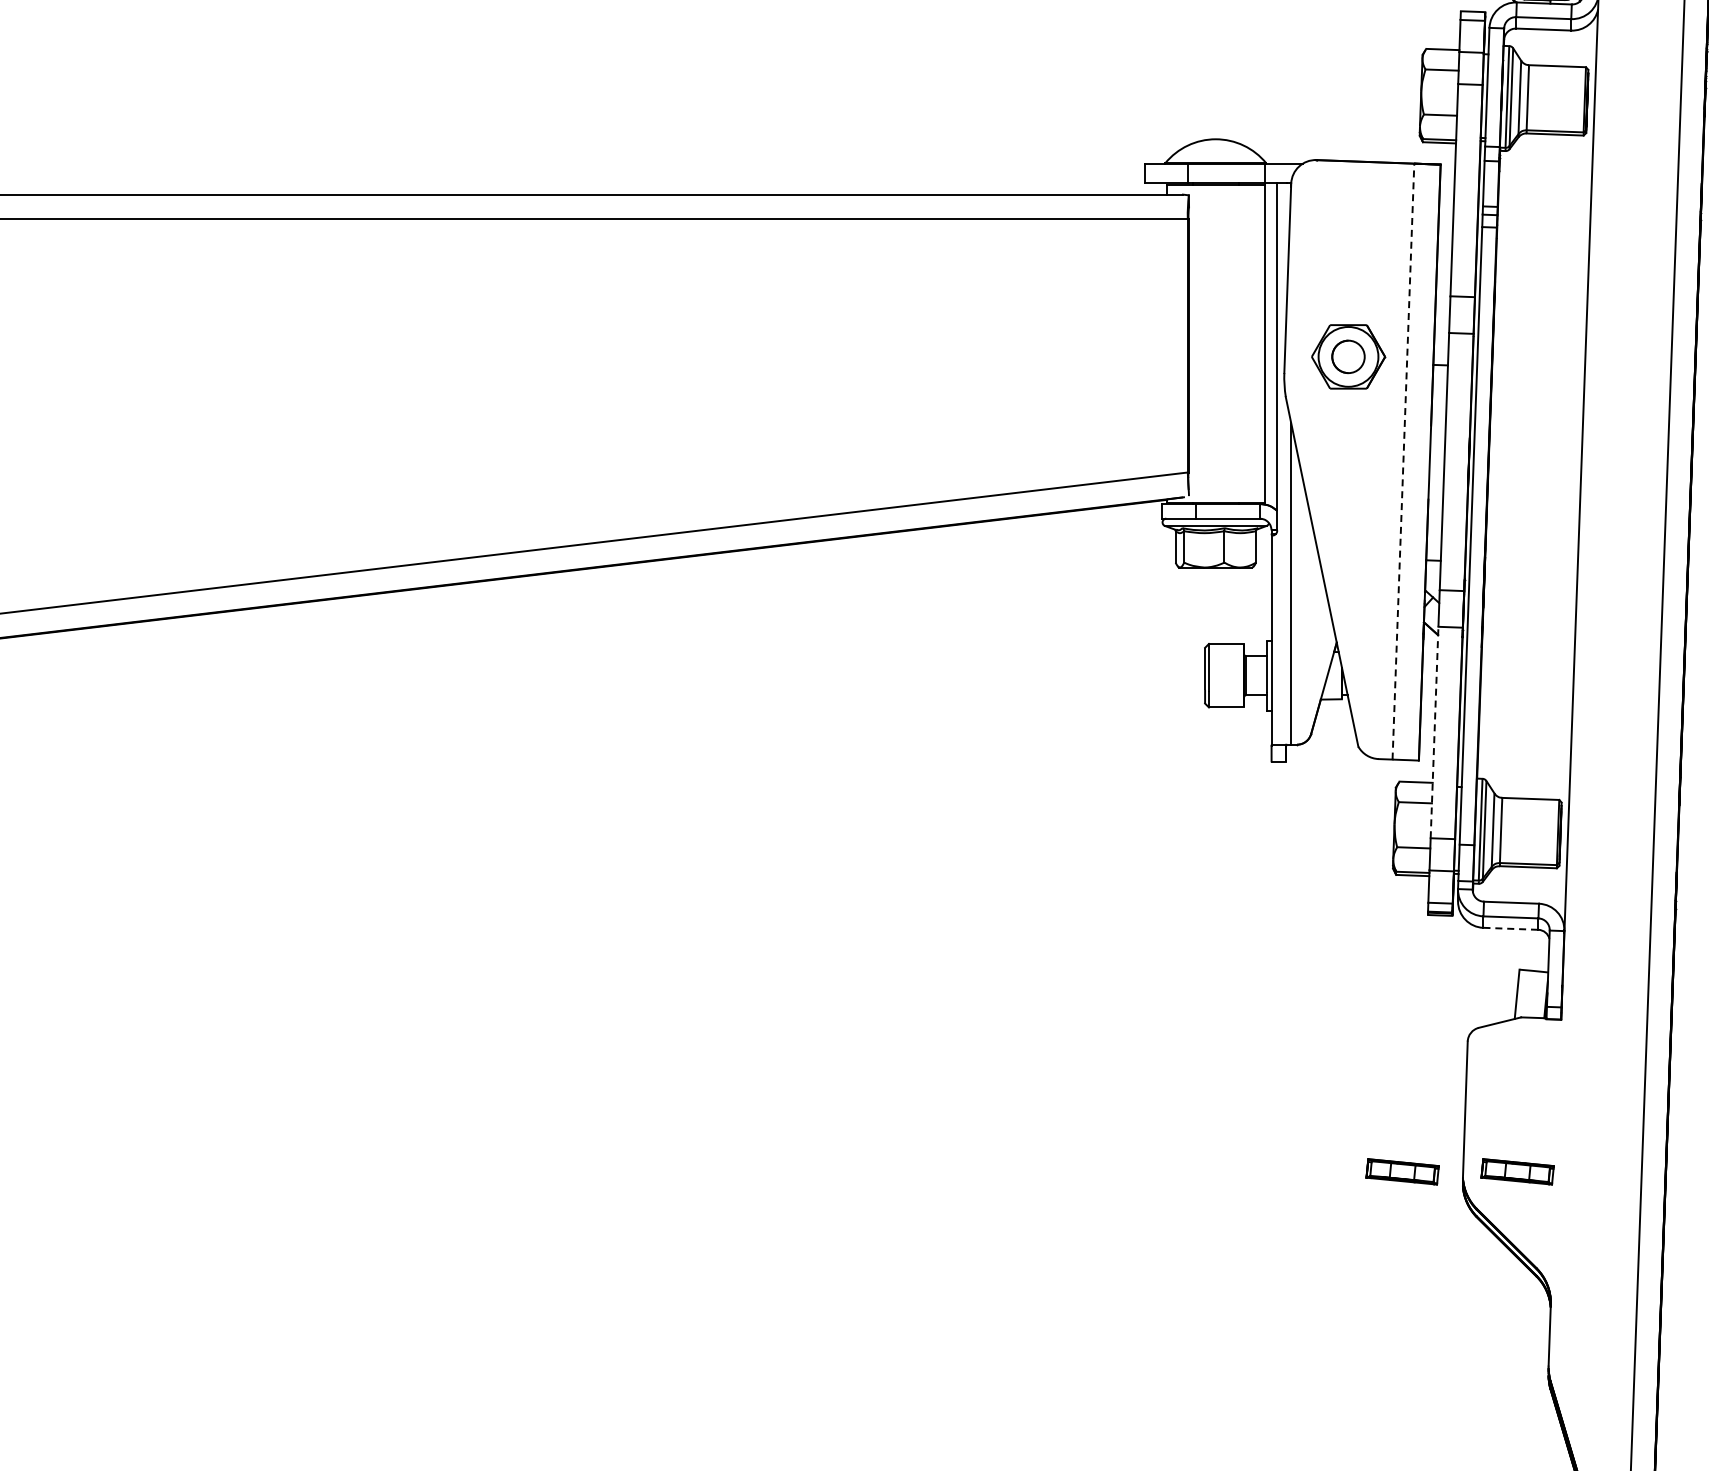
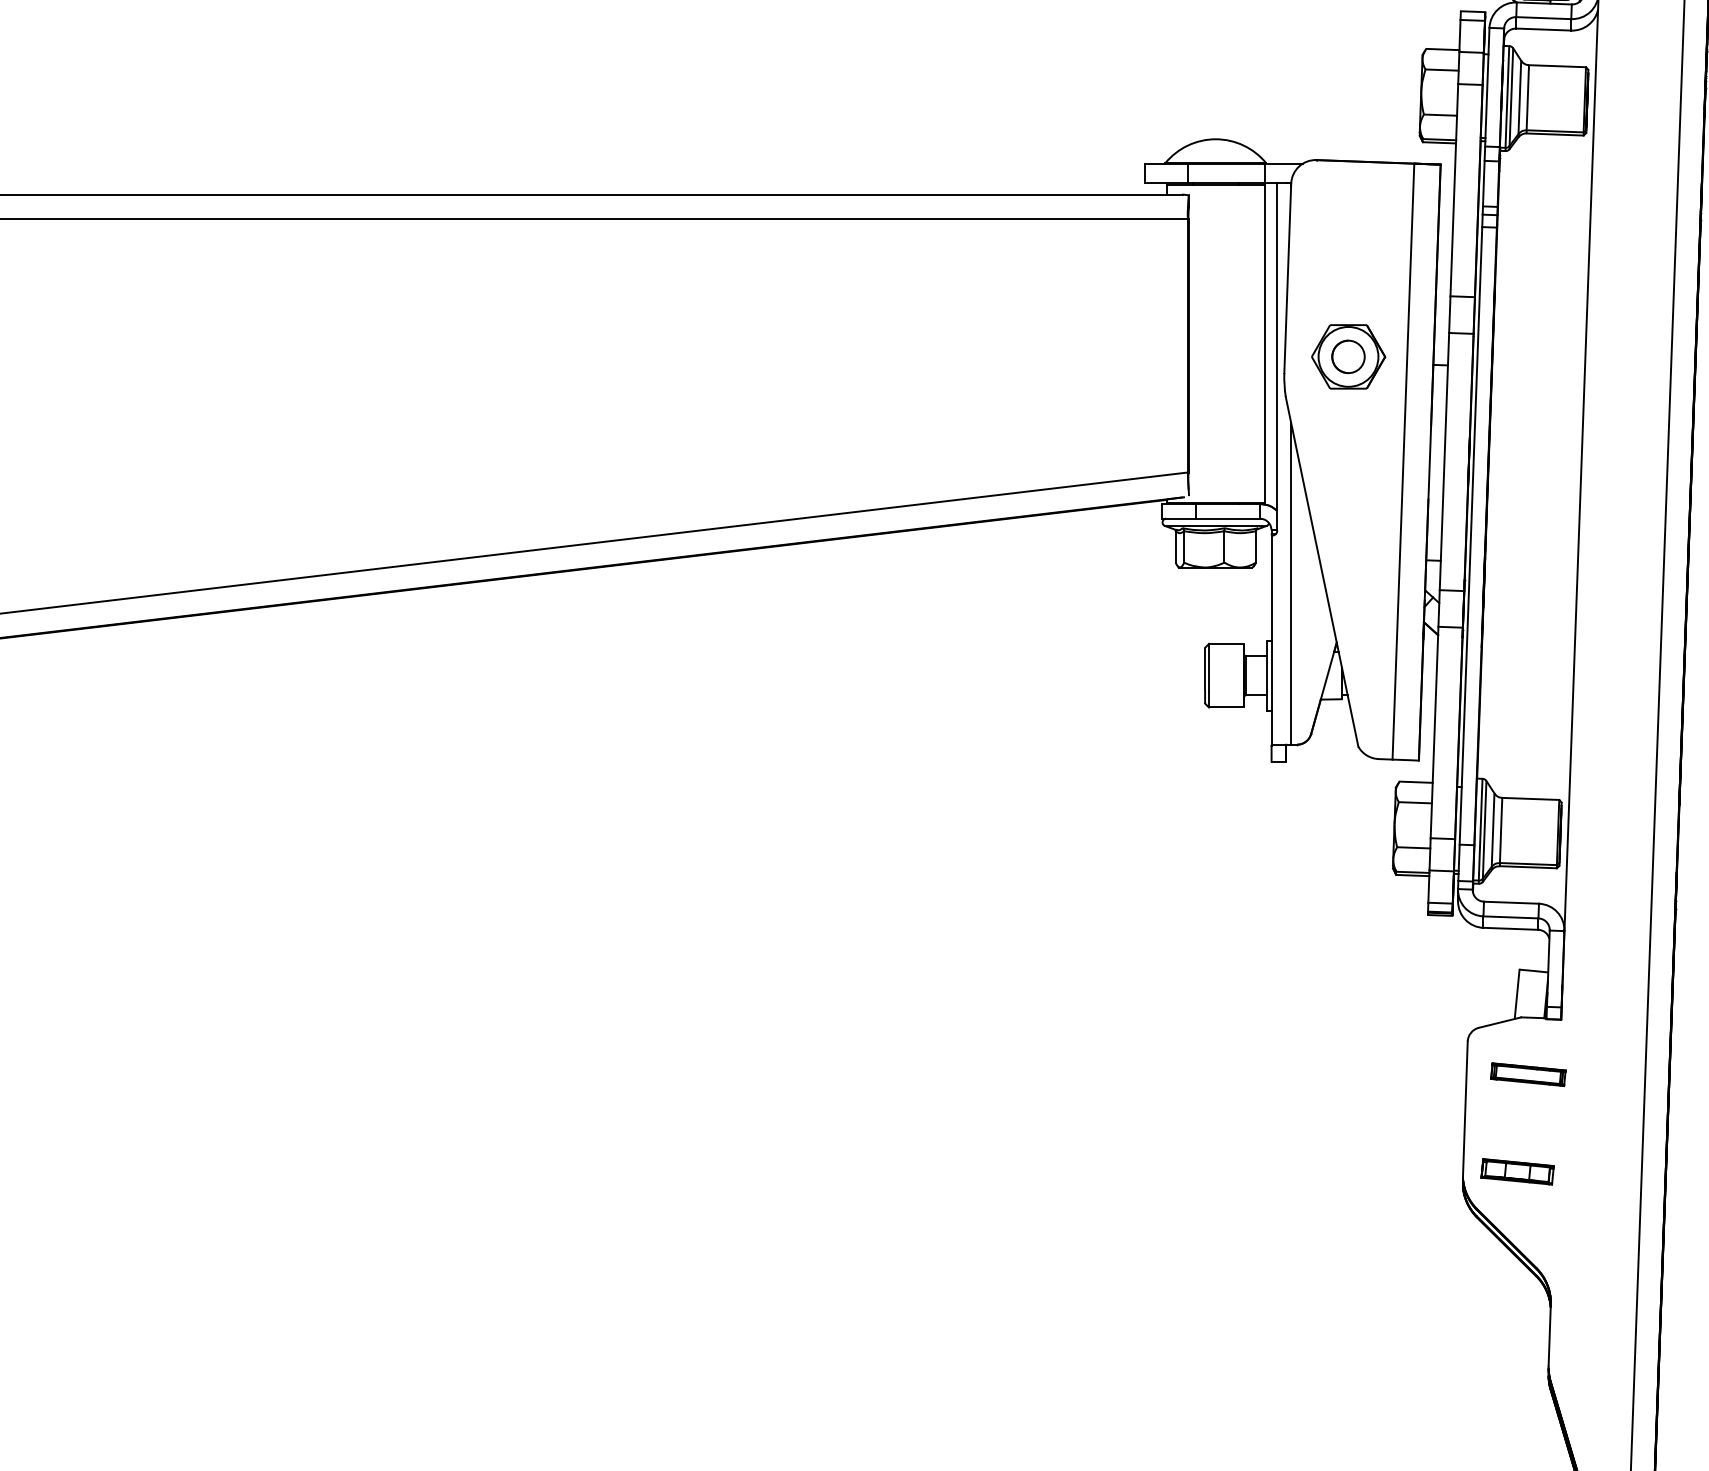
line: dashed -> solid (1403, 461)
line: dashed -> solid (1434, 732)
line: dashed -> solid (1510, 928)
part: none -> present (1528, 1074)
part: present -> none (1402, 1171)
